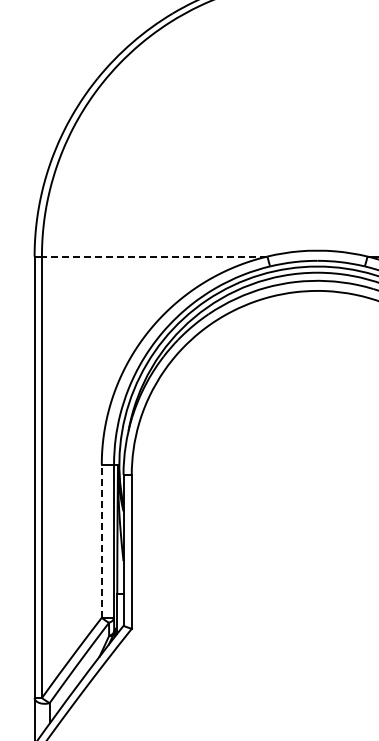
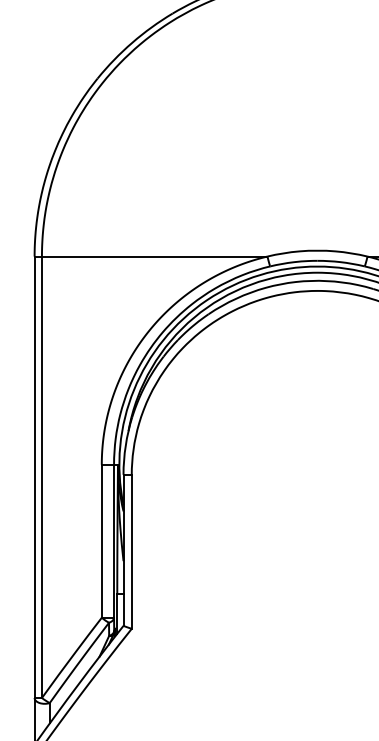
line: dashed -> solid (154, 256)
line: dashed -> solid (101, 541)
